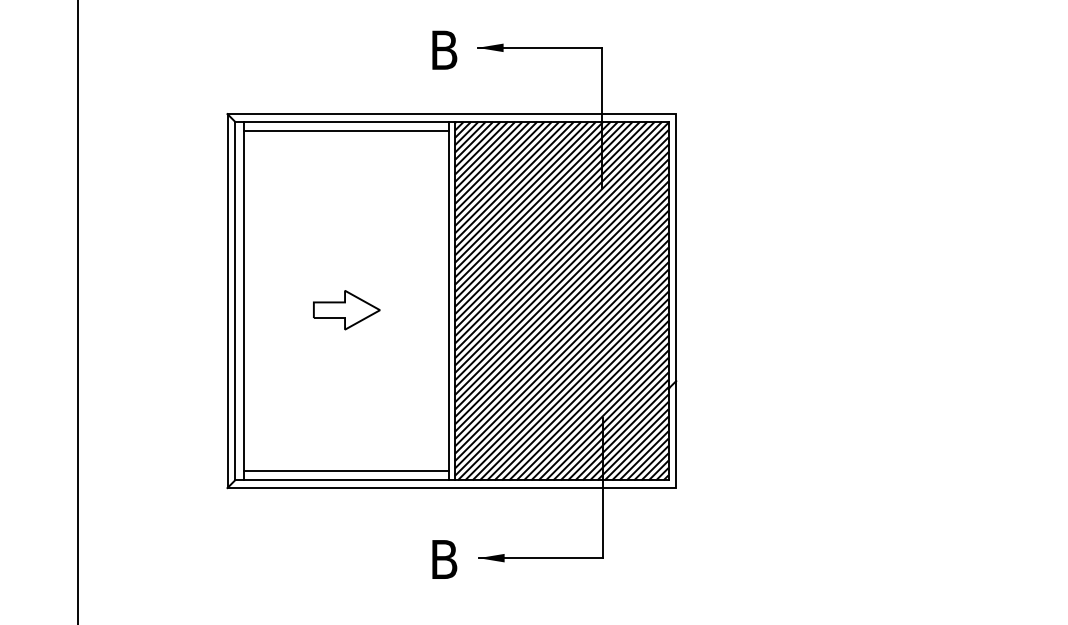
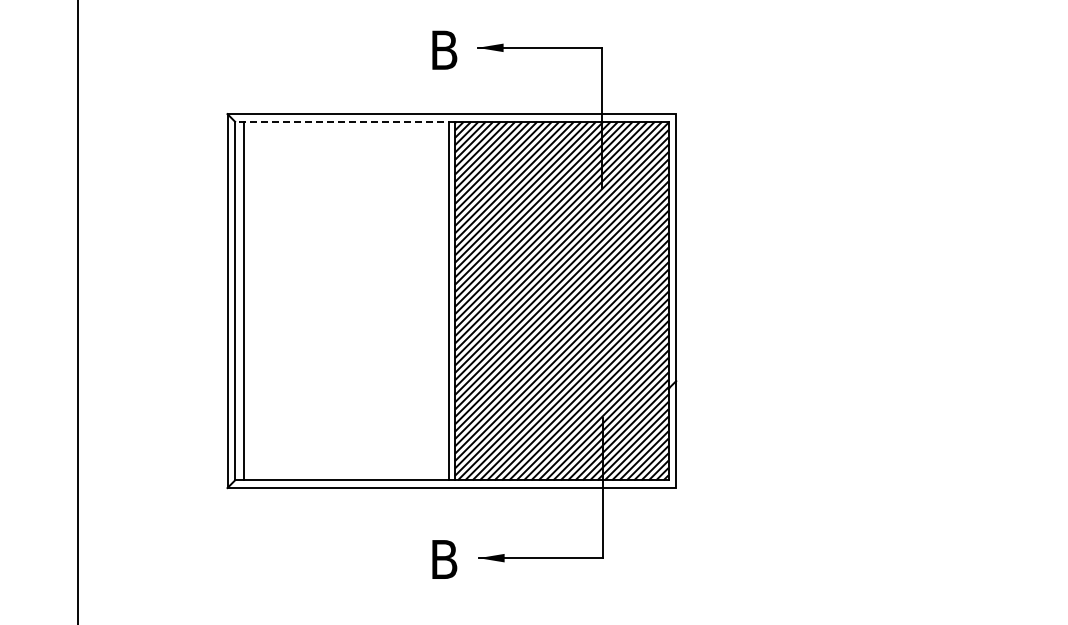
line: solid -> dashed (344, 121)
line: present -> none (346, 130)
part: present -> none (346, 310)
line: present -> none (346, 471)
